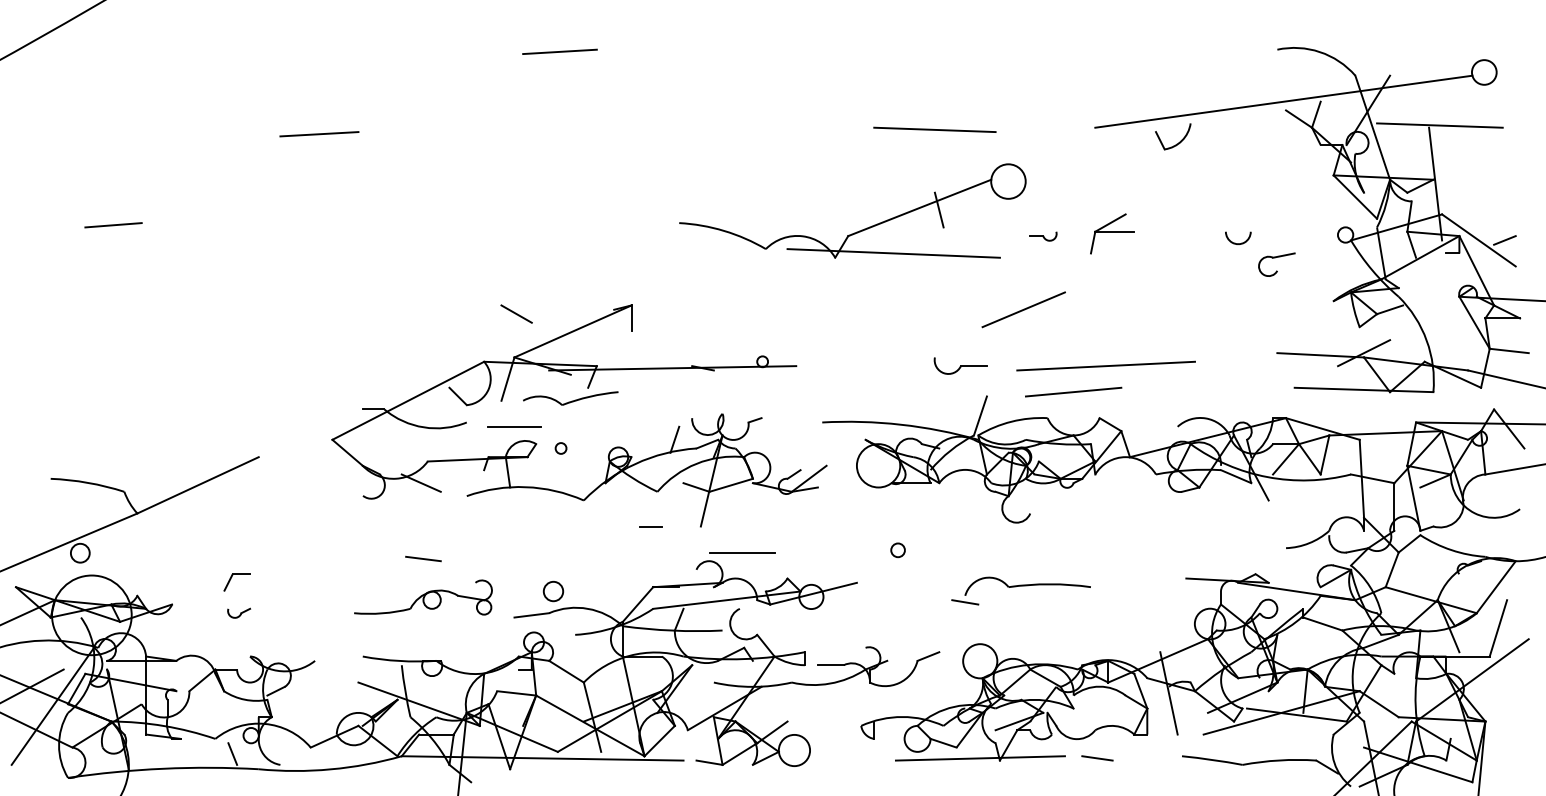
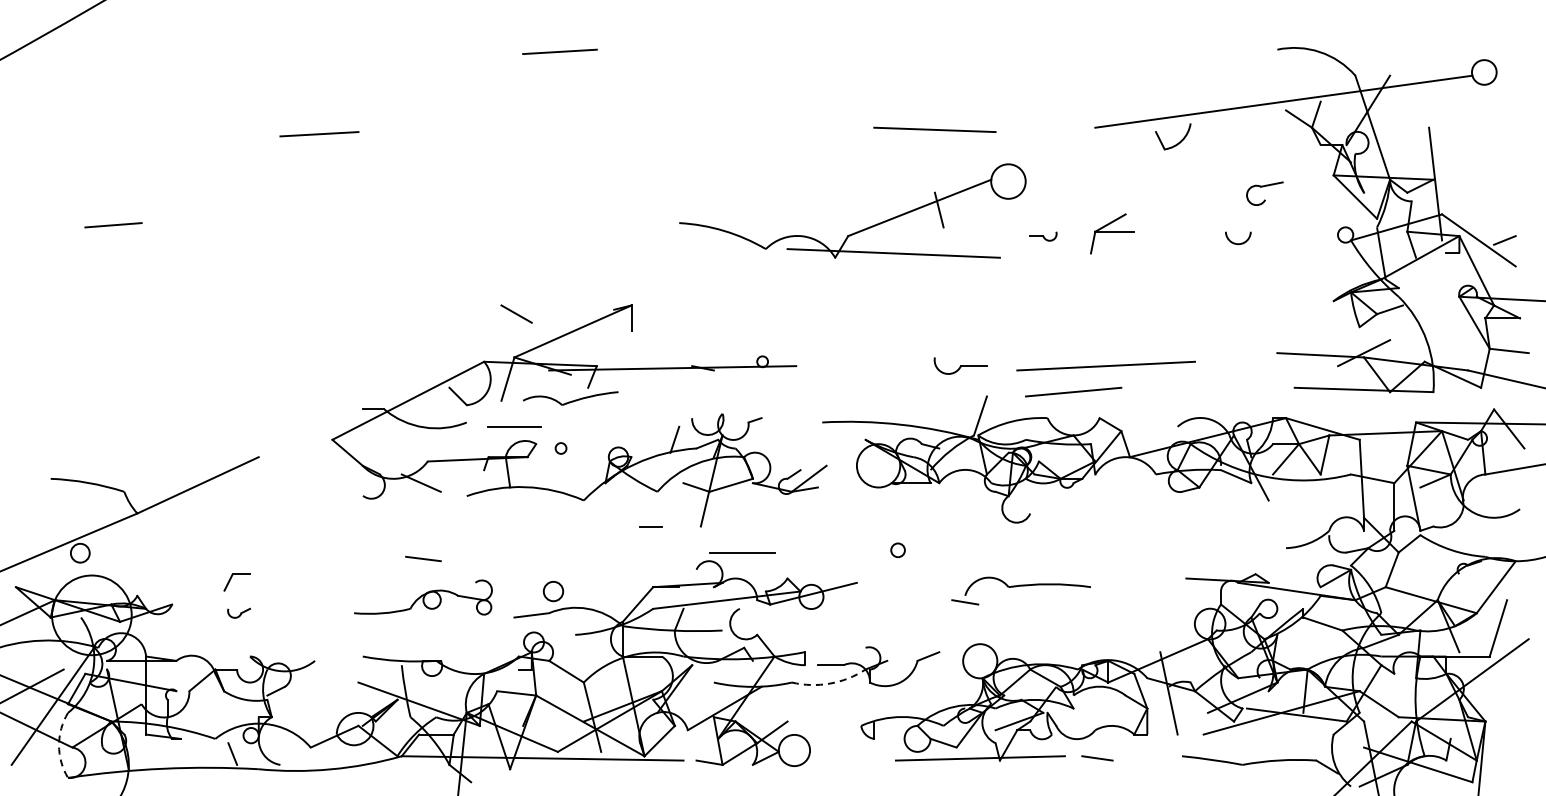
line: present -> none (1439, 125)
part position: (1276, 264) -> (1264, 193) (1264, 193)
line: present -> none (1023, 309)
arc: solid -> dashed (830, 683)
arc: solid -> dashed (59, 745)
